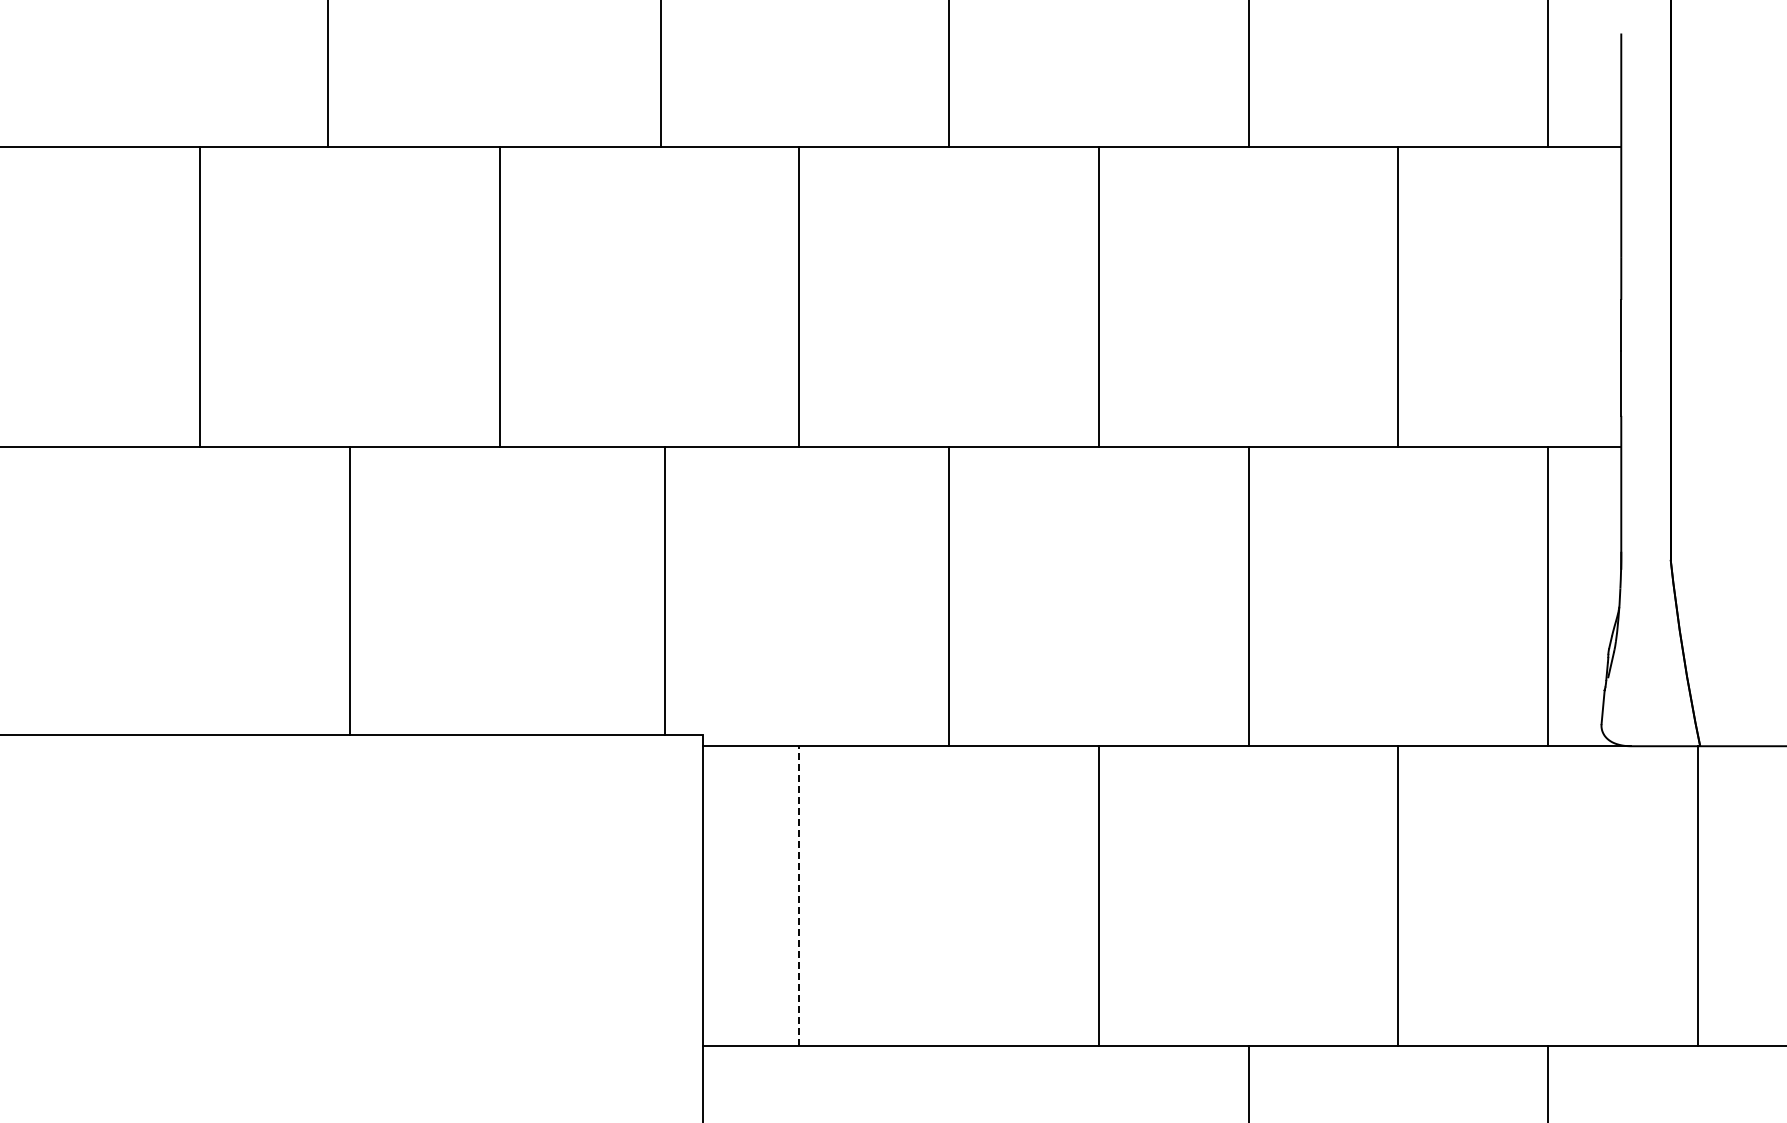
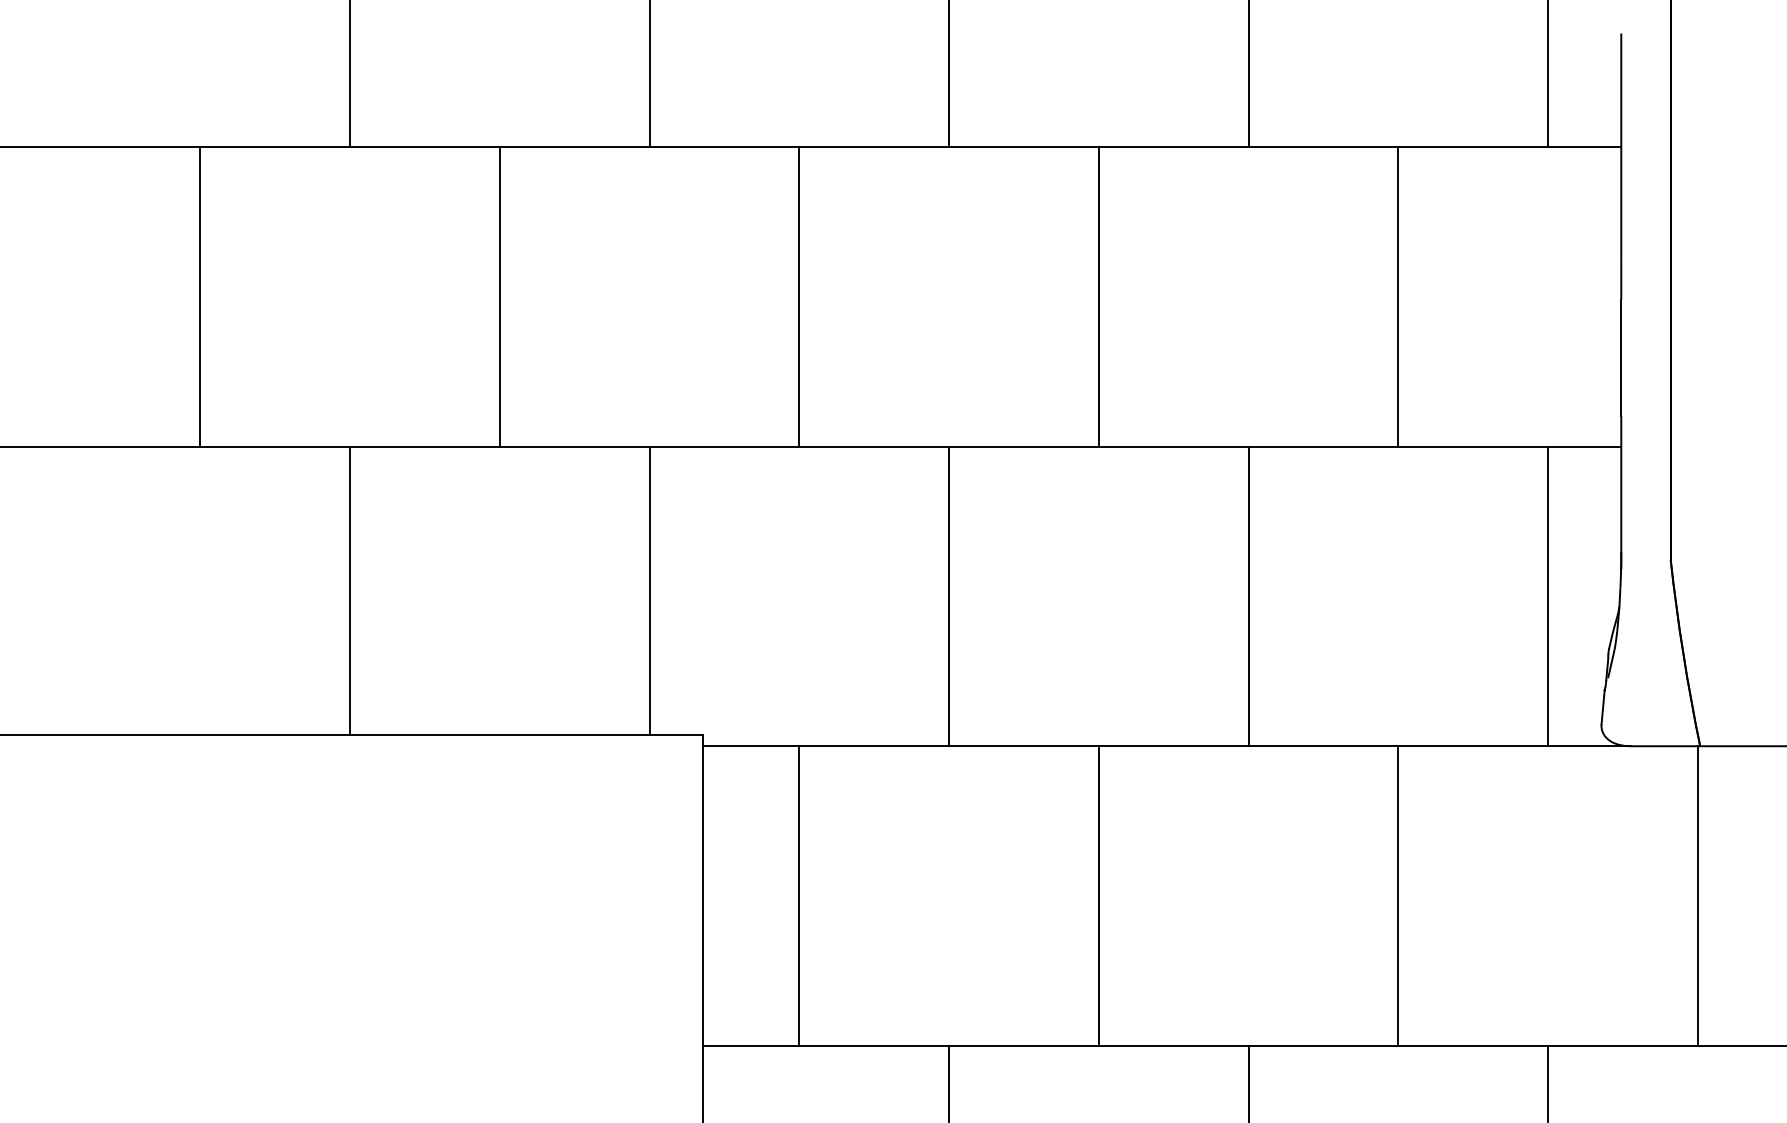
line position: (328, 74) -> (350, 74) (350, 74)
line position: (660, 74) -> (649, 74) (649, 74)
line position: (664, 590) -> (649, 590) (649, 590)
line: dashed -> solid (799, 896)
line: none -> present (949, 1082)
